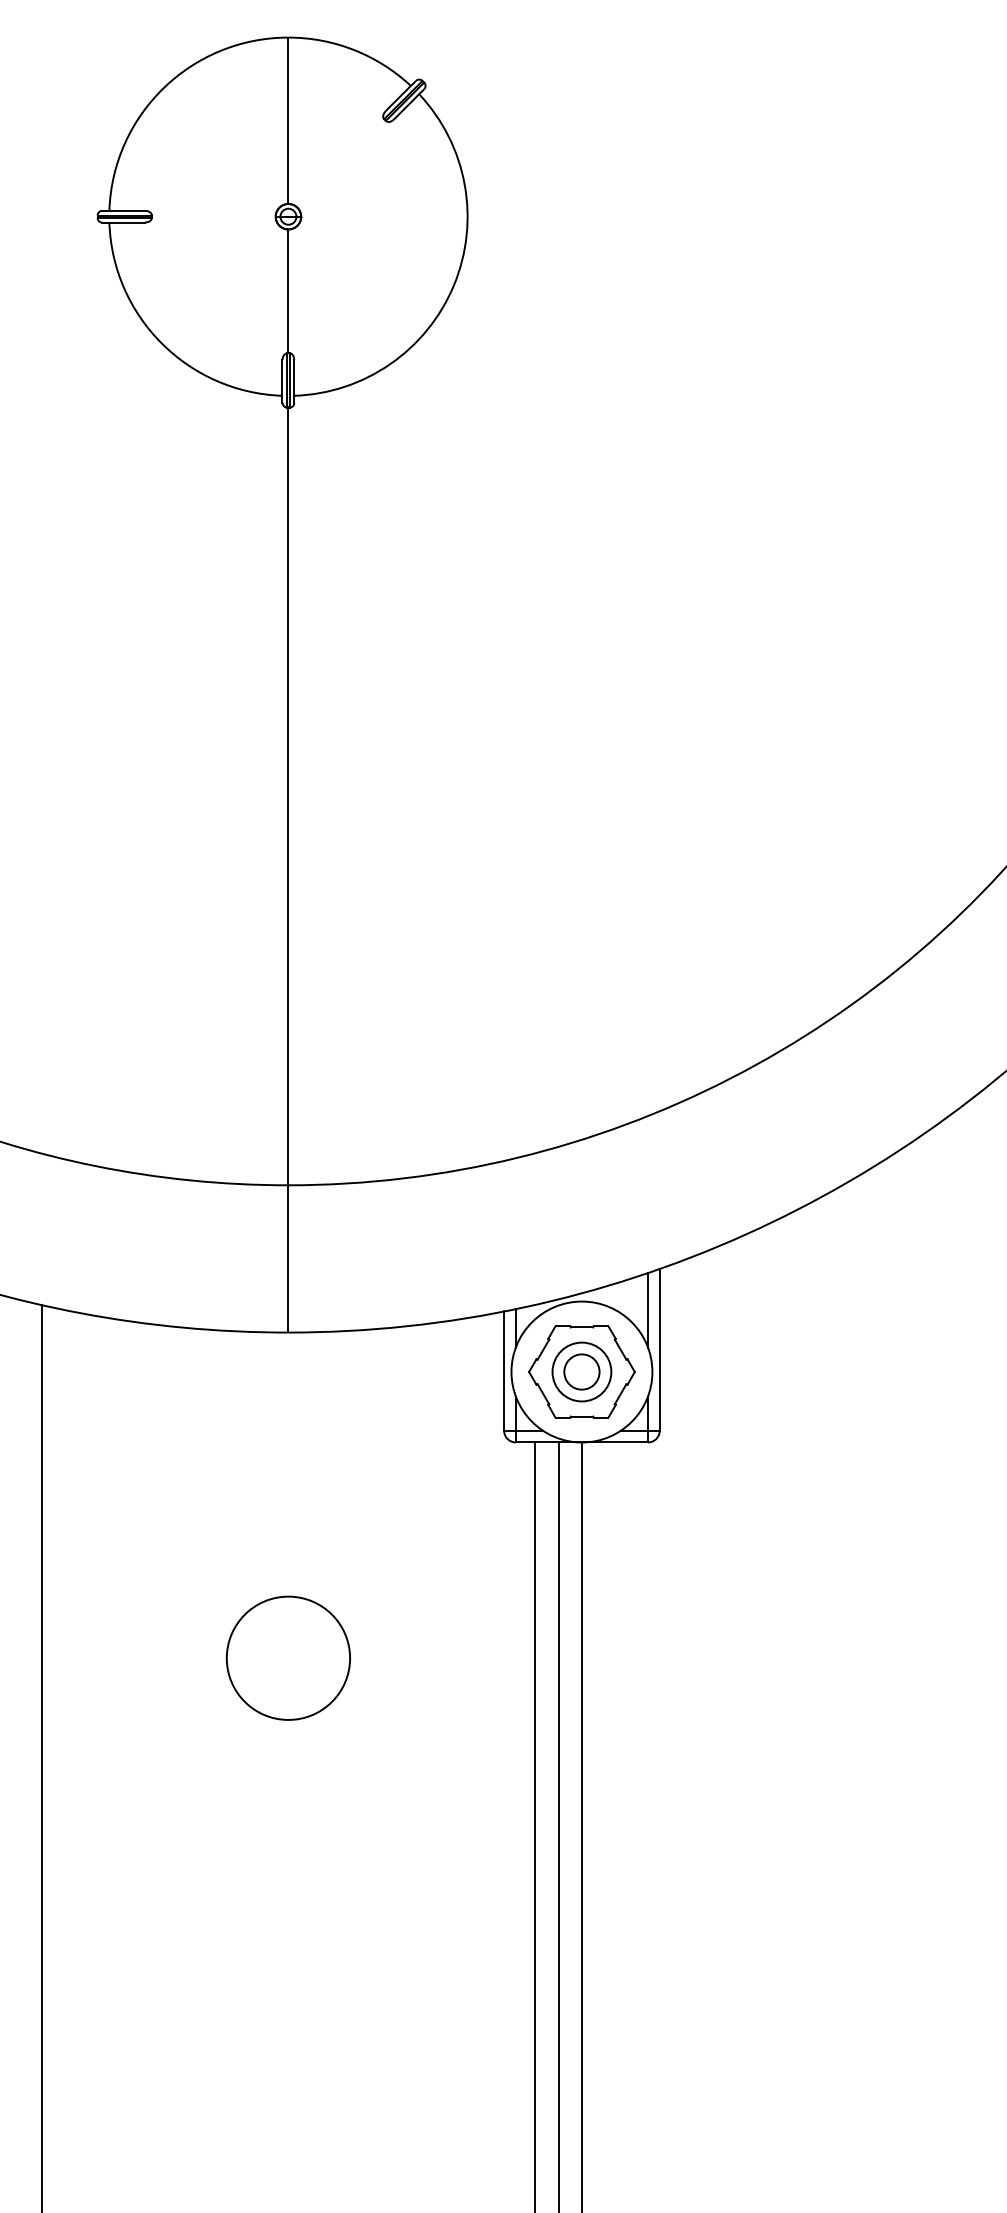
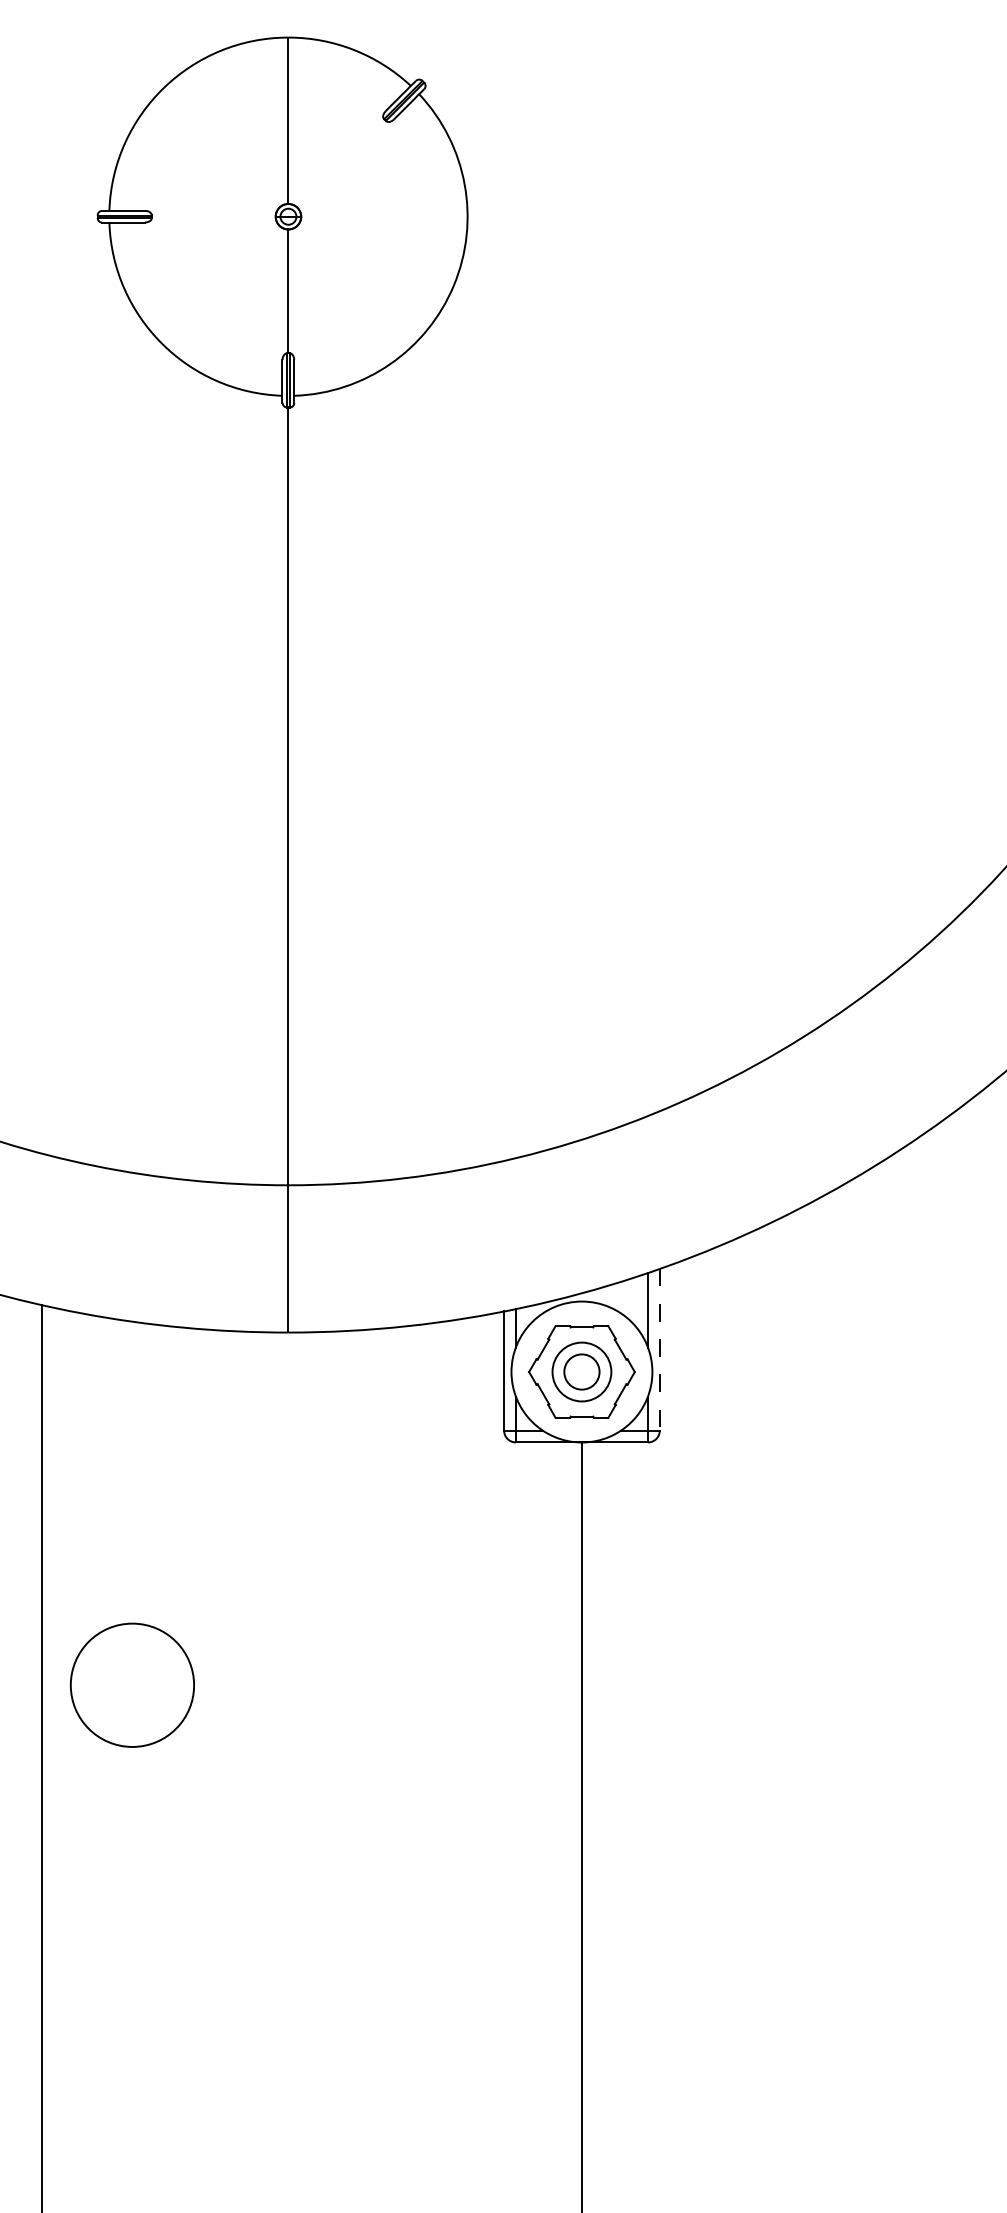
line: solid -> dashed (659, 1349)
circle position: (287, 1657) -> (131, 1684) (131, 1684)
line: present -> none (535, 1825)
line: present -> none (558, 1825)
